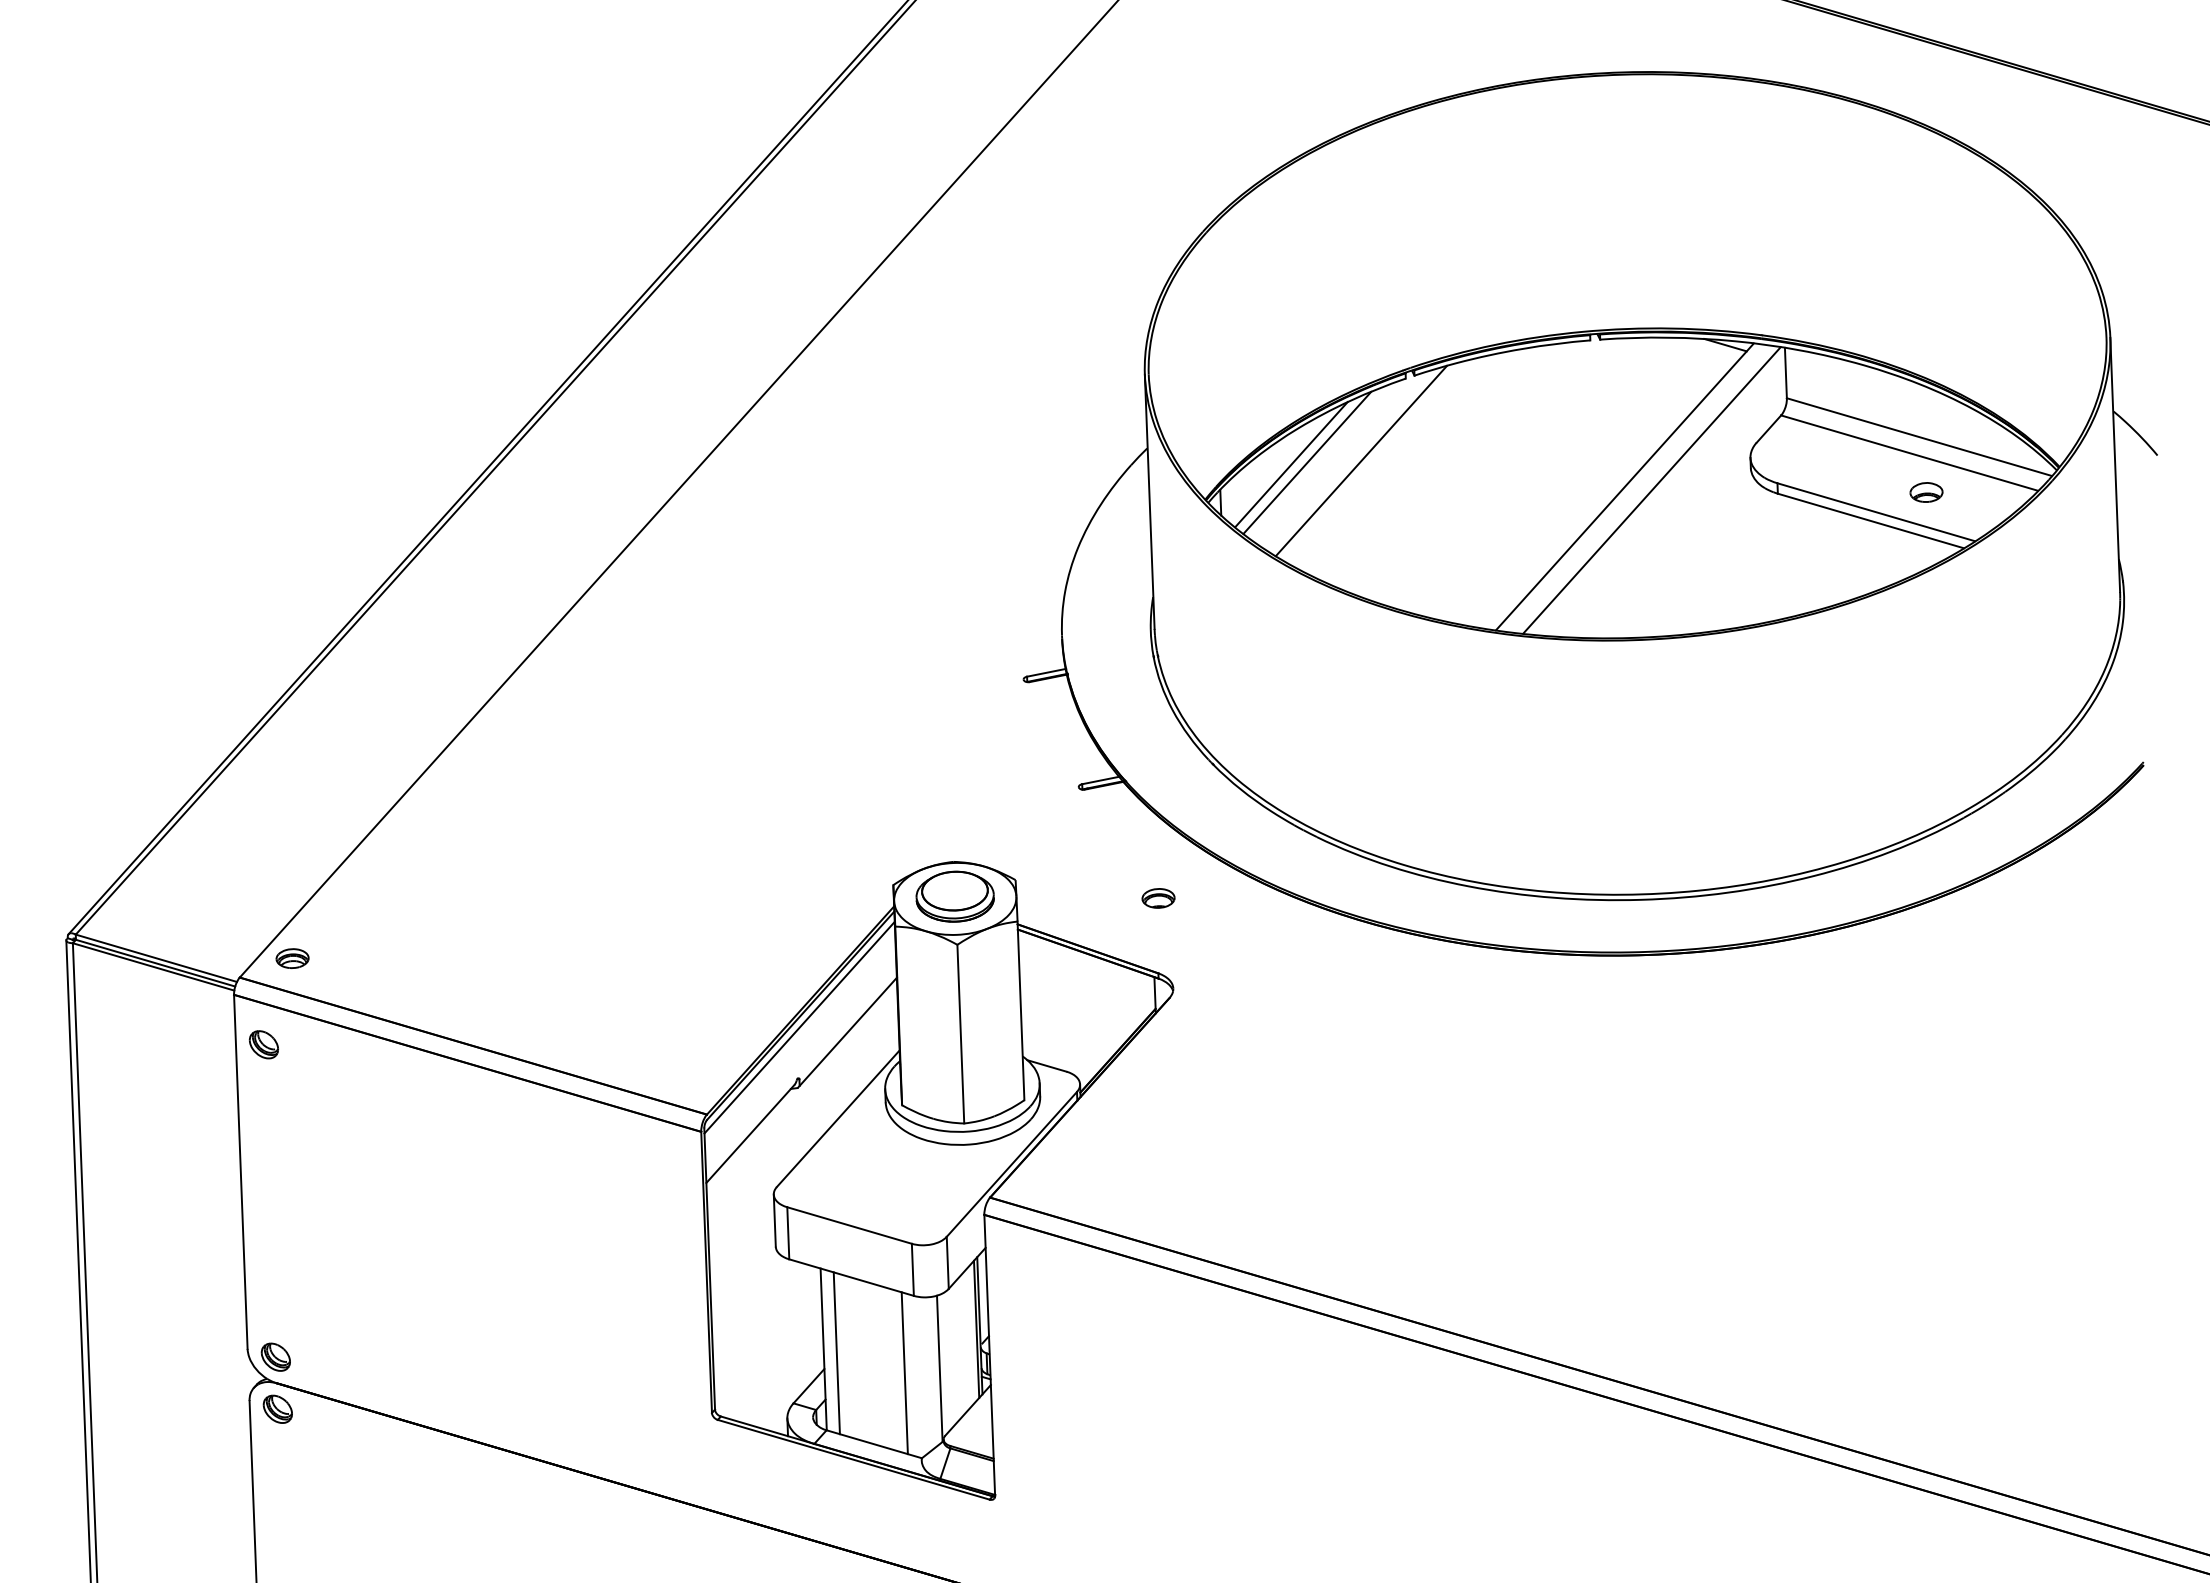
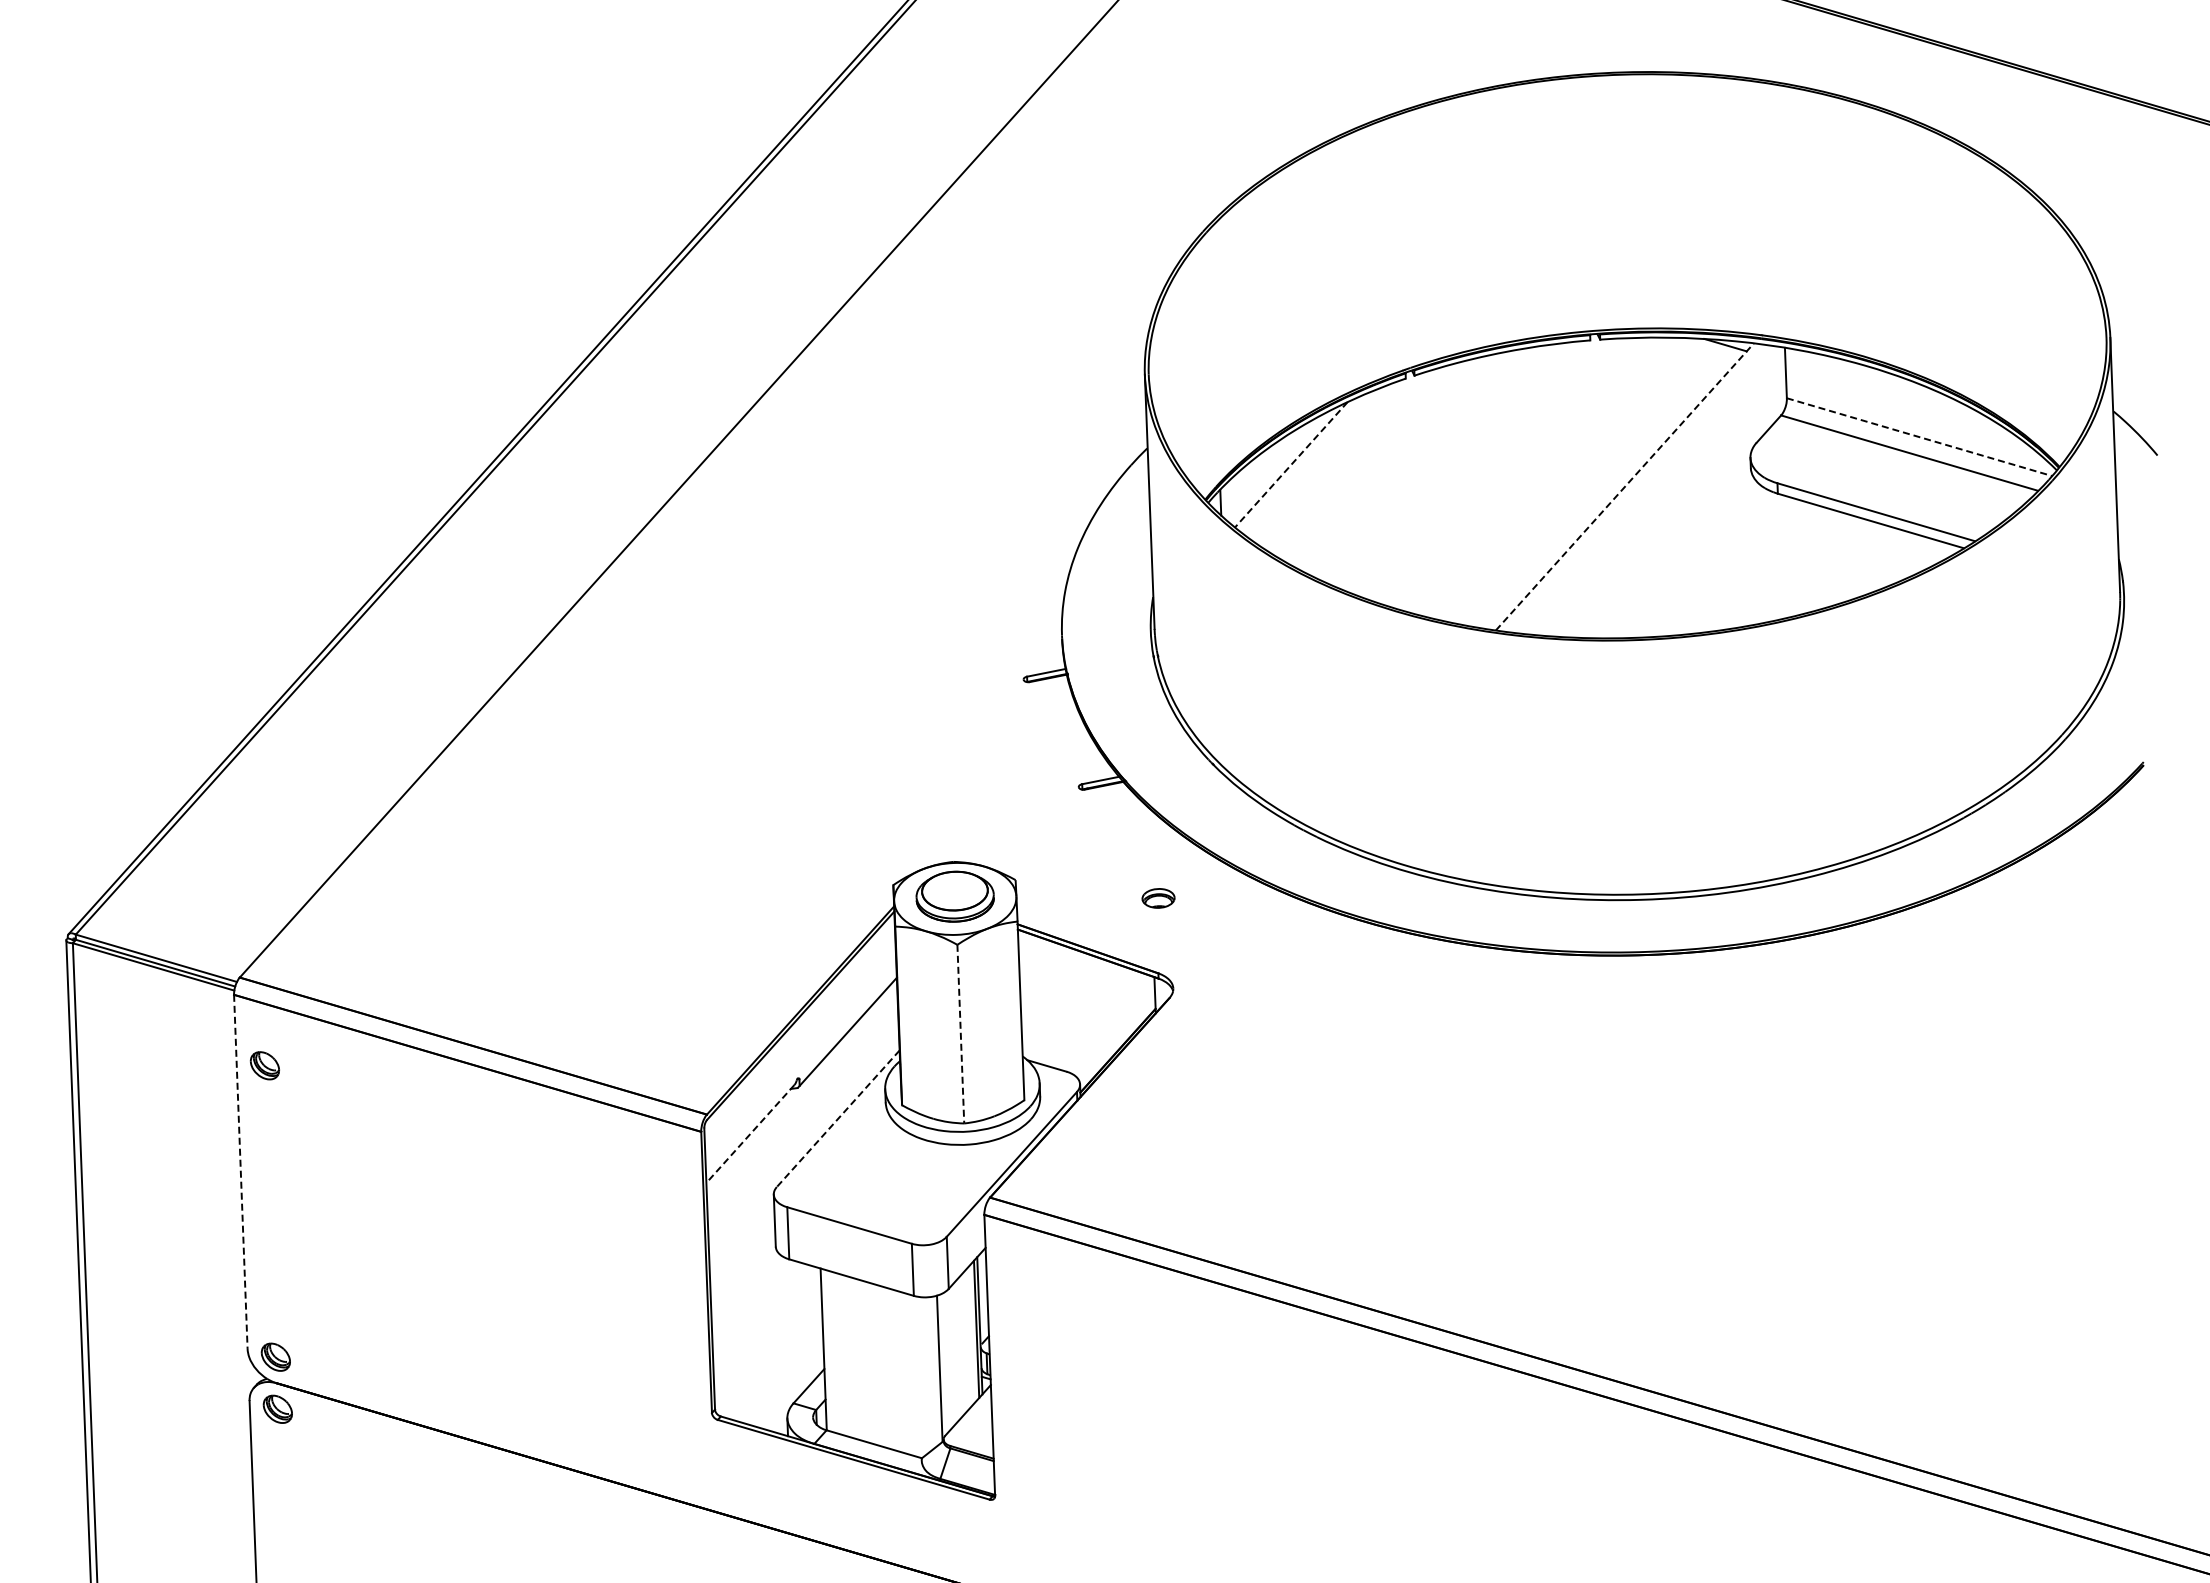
line: solid -> dashed (1919, 437)
line: present -> none (1361, 460)
line: present -> none (1307, 462)
line: solid -> dashed (1291, 464)
line: solid -> dashed (1624, 486)
line: present -> none (1651, 490)
part: present -> none (1926, 492)
part: present -> none (292, 958)
line: present -> none (799, 1027)
line: solid -> dashed (960, 1034)
part position: (263, 1044) -> (264, 1065) (264, 1065)
line: solid -> dashed (838, 1118)
line: solid -> dashed (750, 1133)
line: solid -> dashed (240, 1172)
line: present -> none (836, 1353)
line: present -> none (904, 1373)
